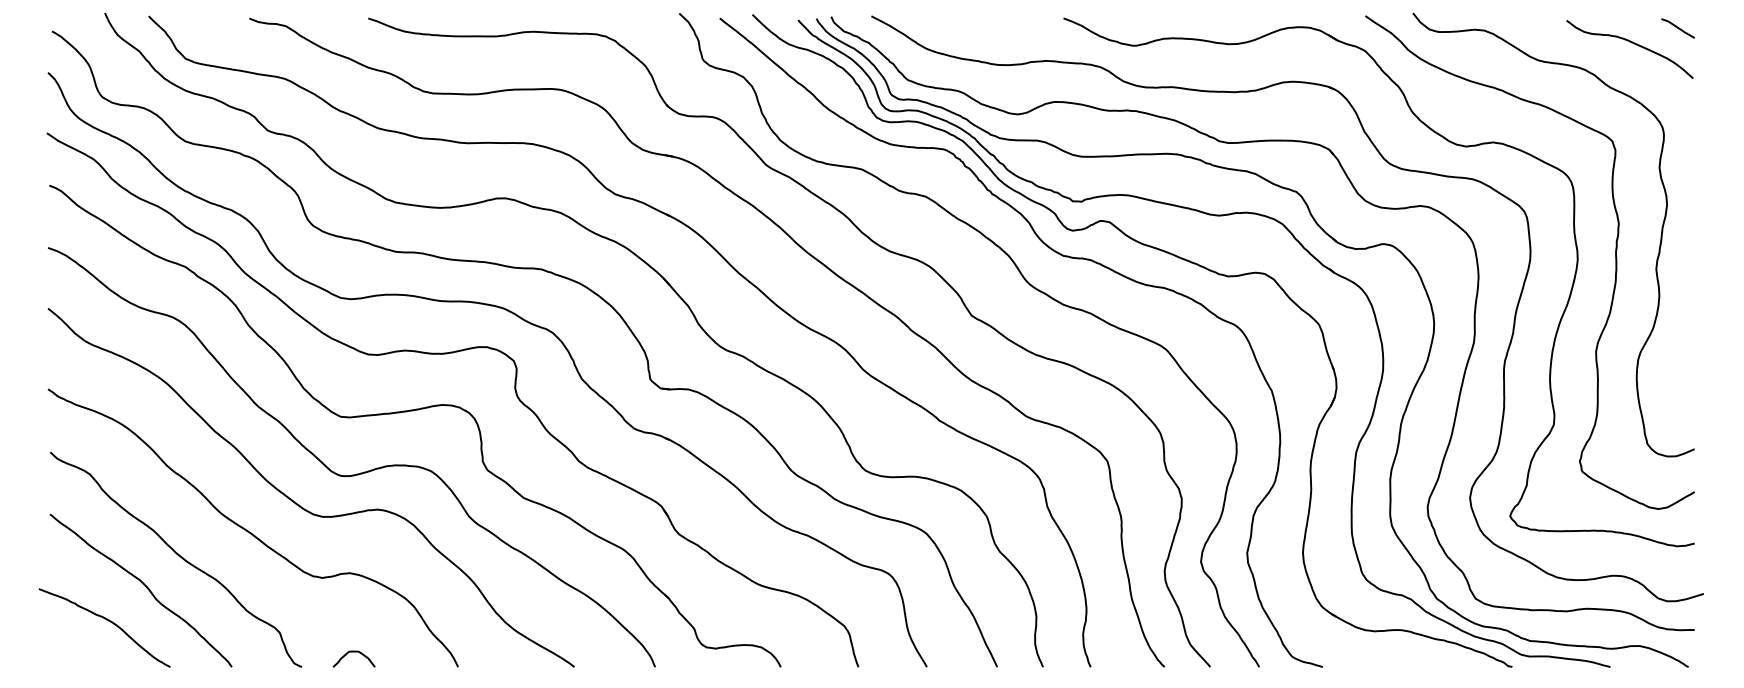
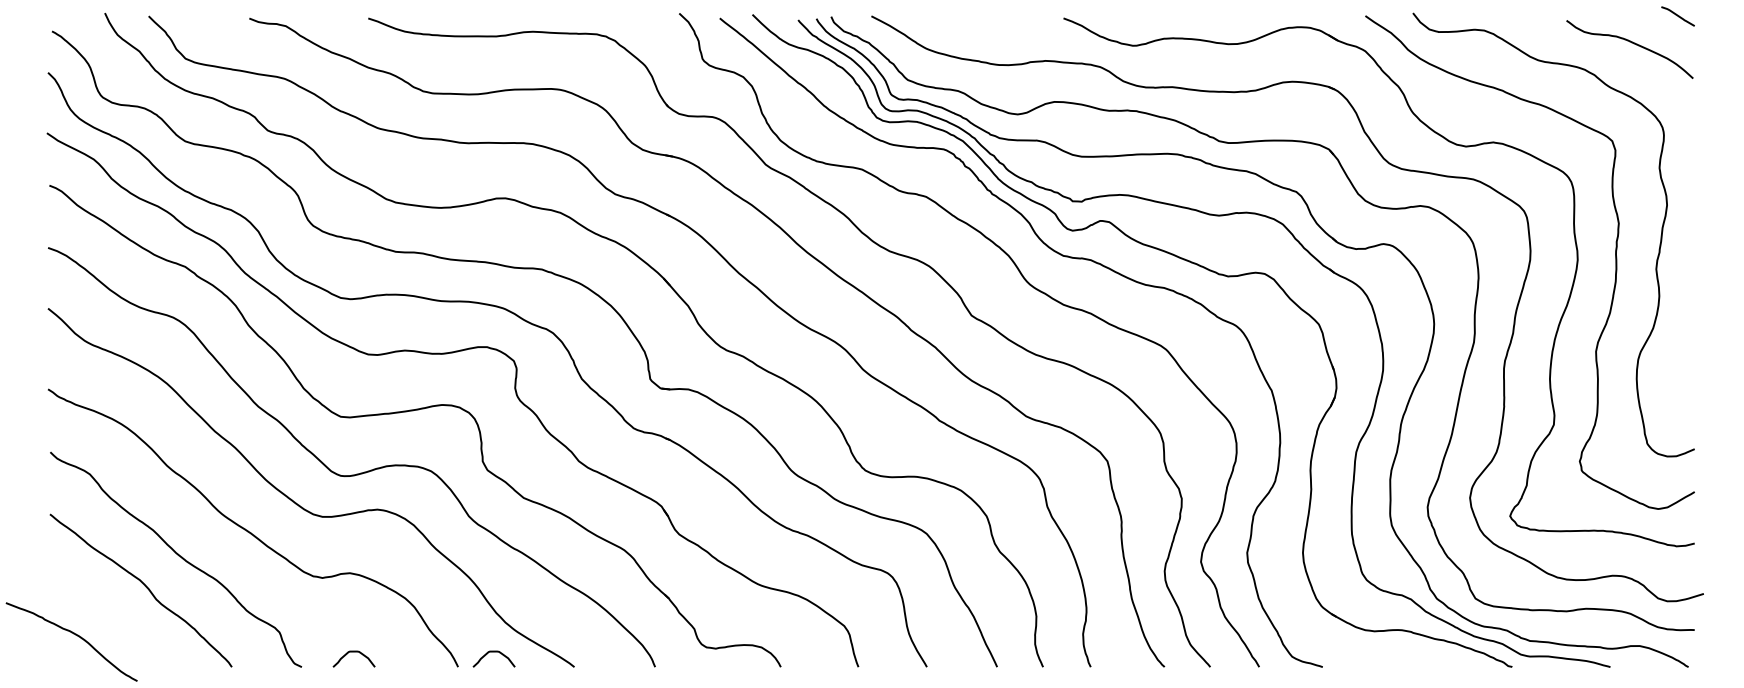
curve position: (1677, 28) -> (1677, 16) (1677, 16)
curve position: (108, 621) -> (75, 635) (75, 635)
curve: none -> present (493, 652)
